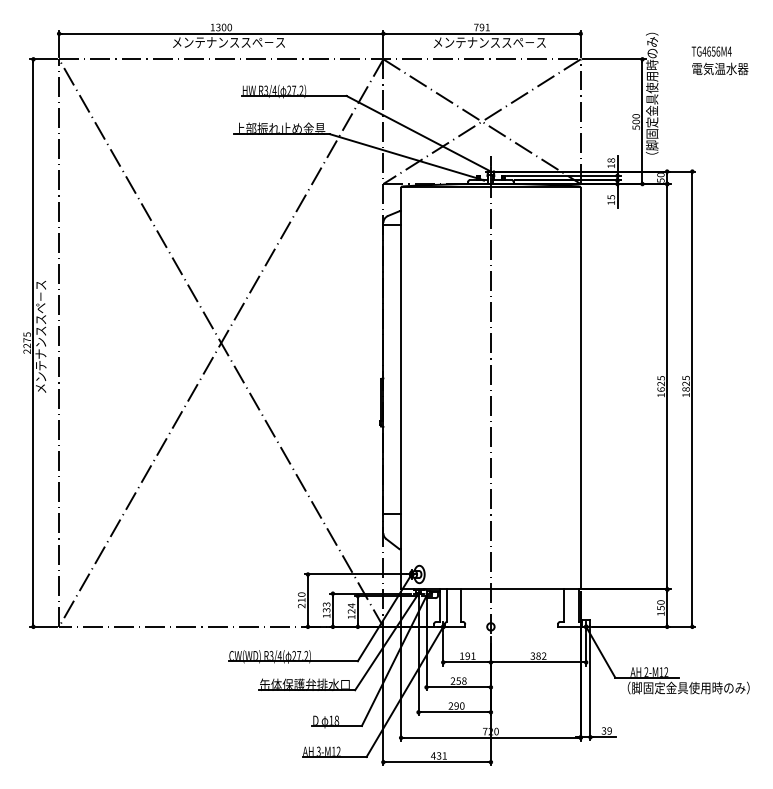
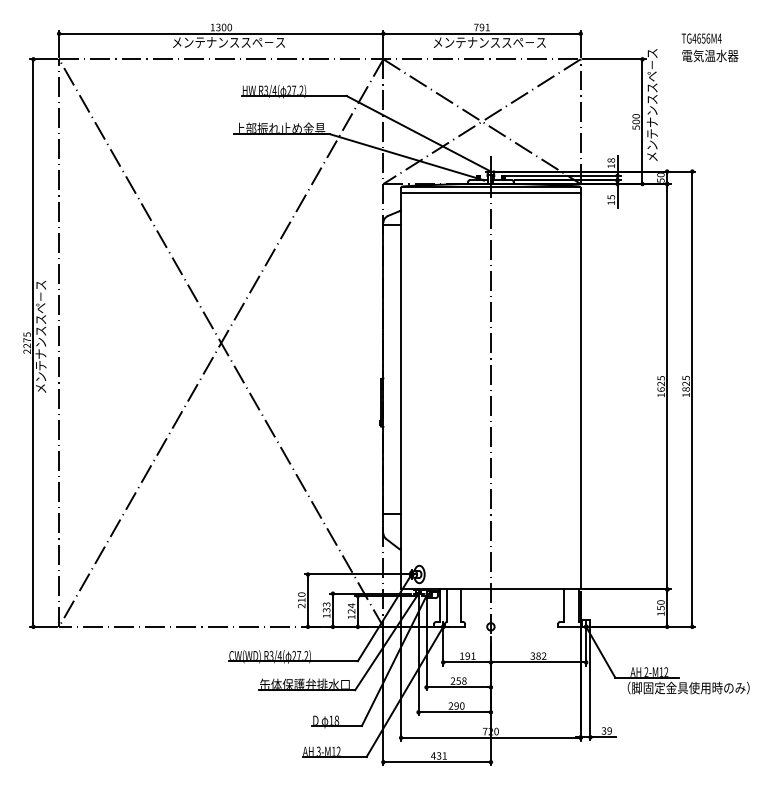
text position: (719, 60) -> (709, 47) (709, 47)
text: （脚固定金具使用時のみ） -> メンテナンススペ－ス (652, 96)
line: none -> present (490, 192)
